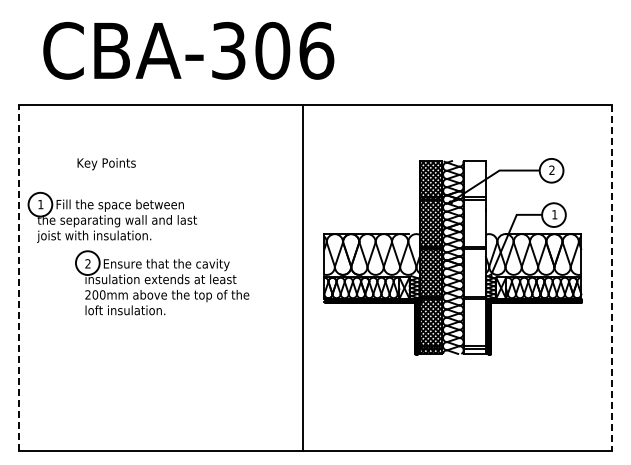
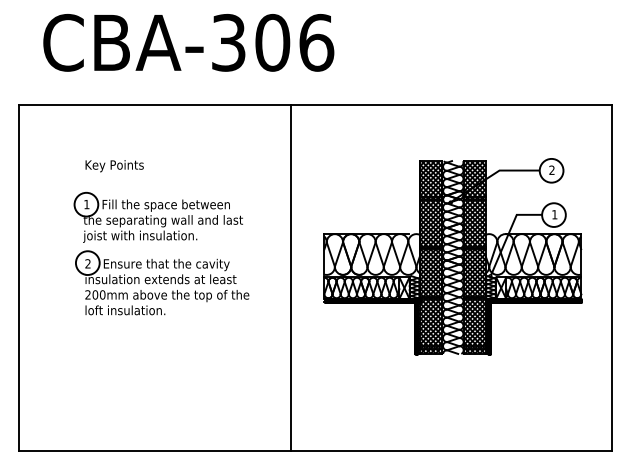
text position: (188, 50) -> (188, 42) (188, 42)
text position: (106, 164) -> (114, 166) (114, 166)
part position: (111, 216) -> (157, 216) (157, 216)
hatch: none -> present (474, 257)
line: dashed -> solid (18, 278)
line position: (303, 278) -> (291, 278) (291, 278)
line: dashed -> solid (612, 278)
